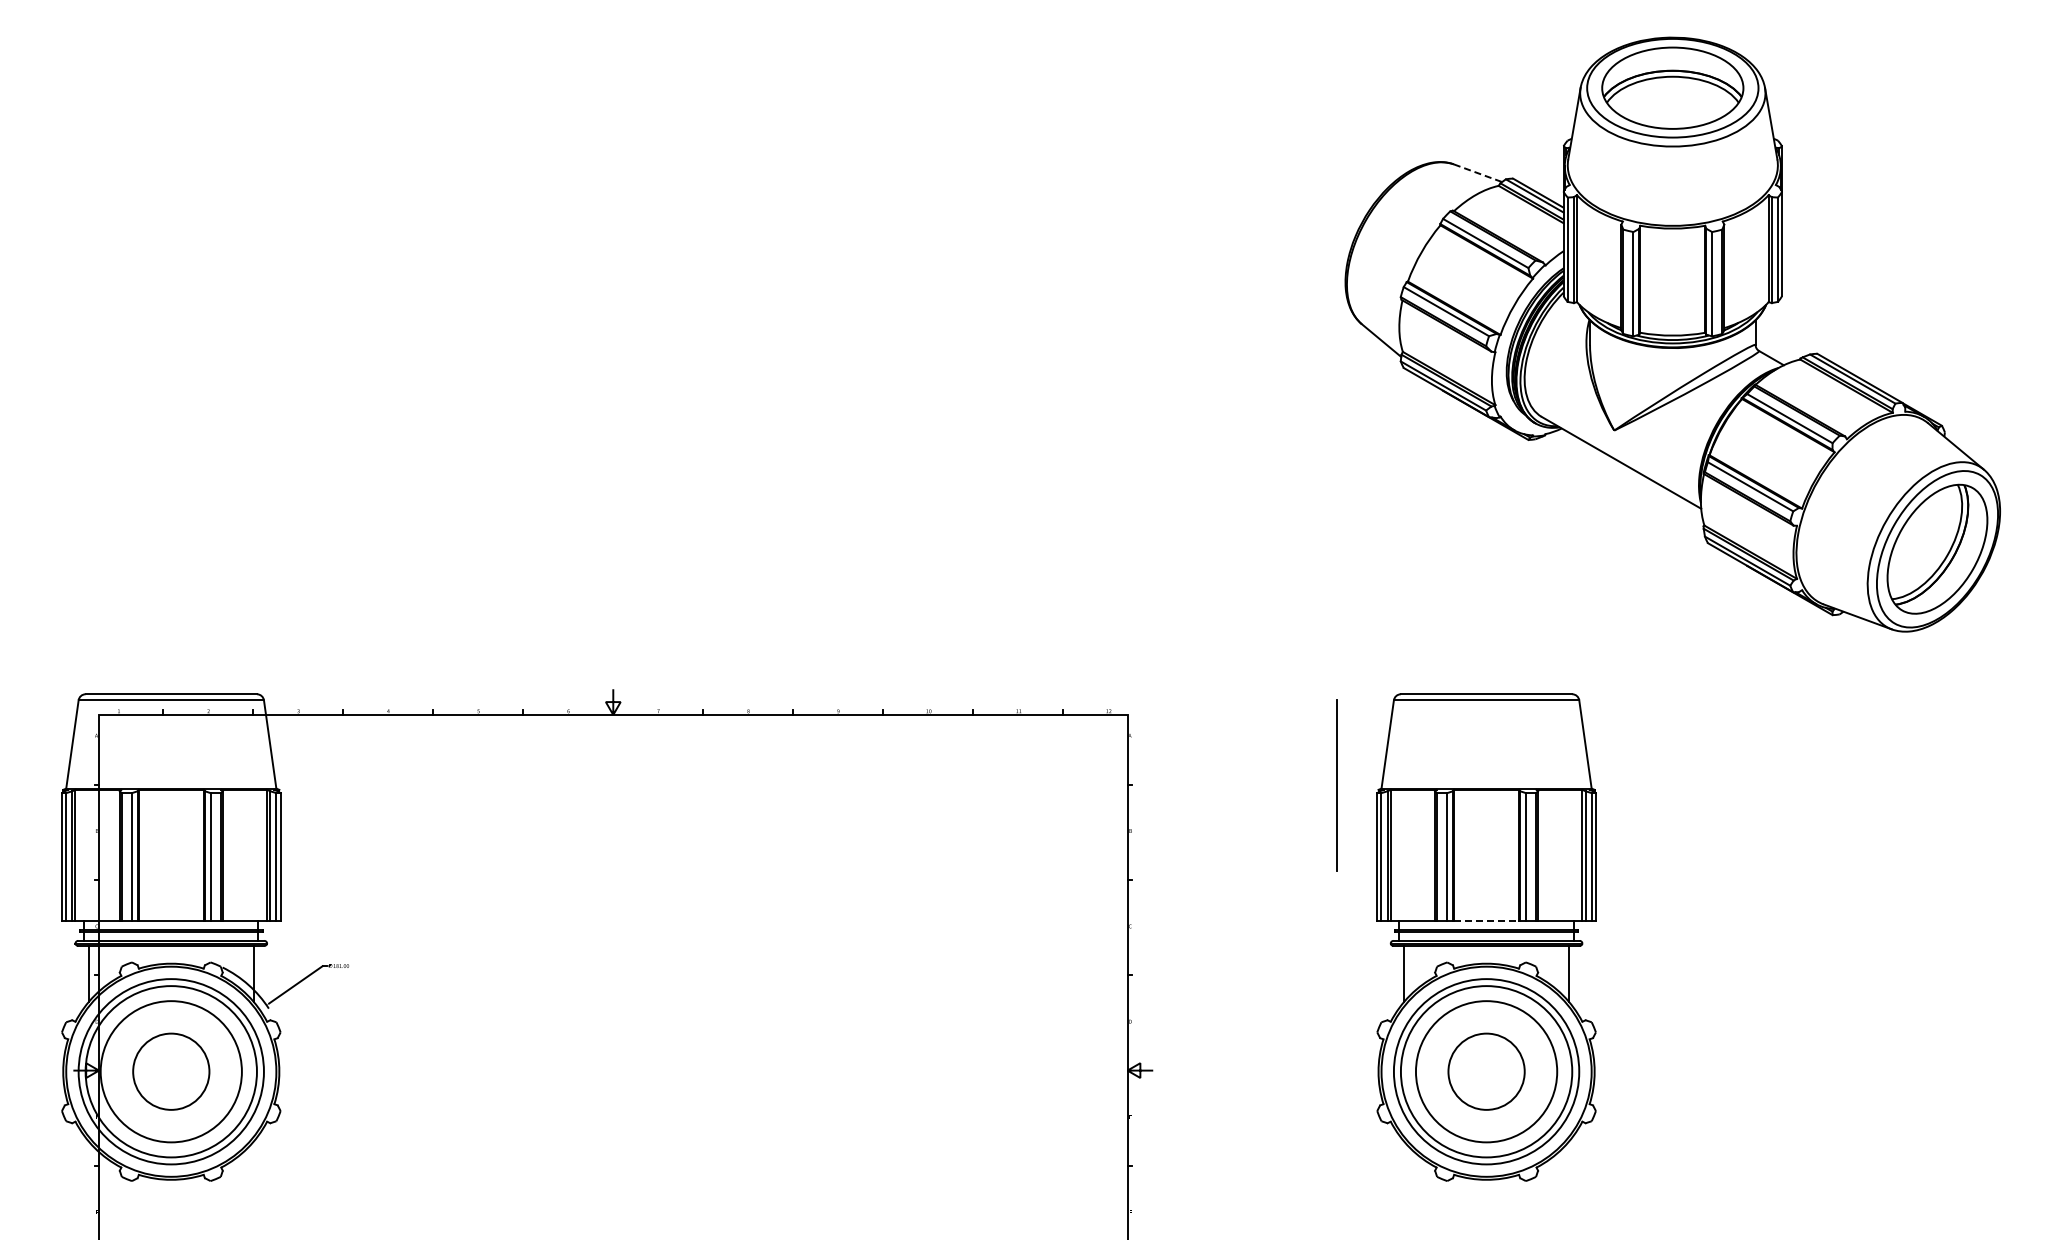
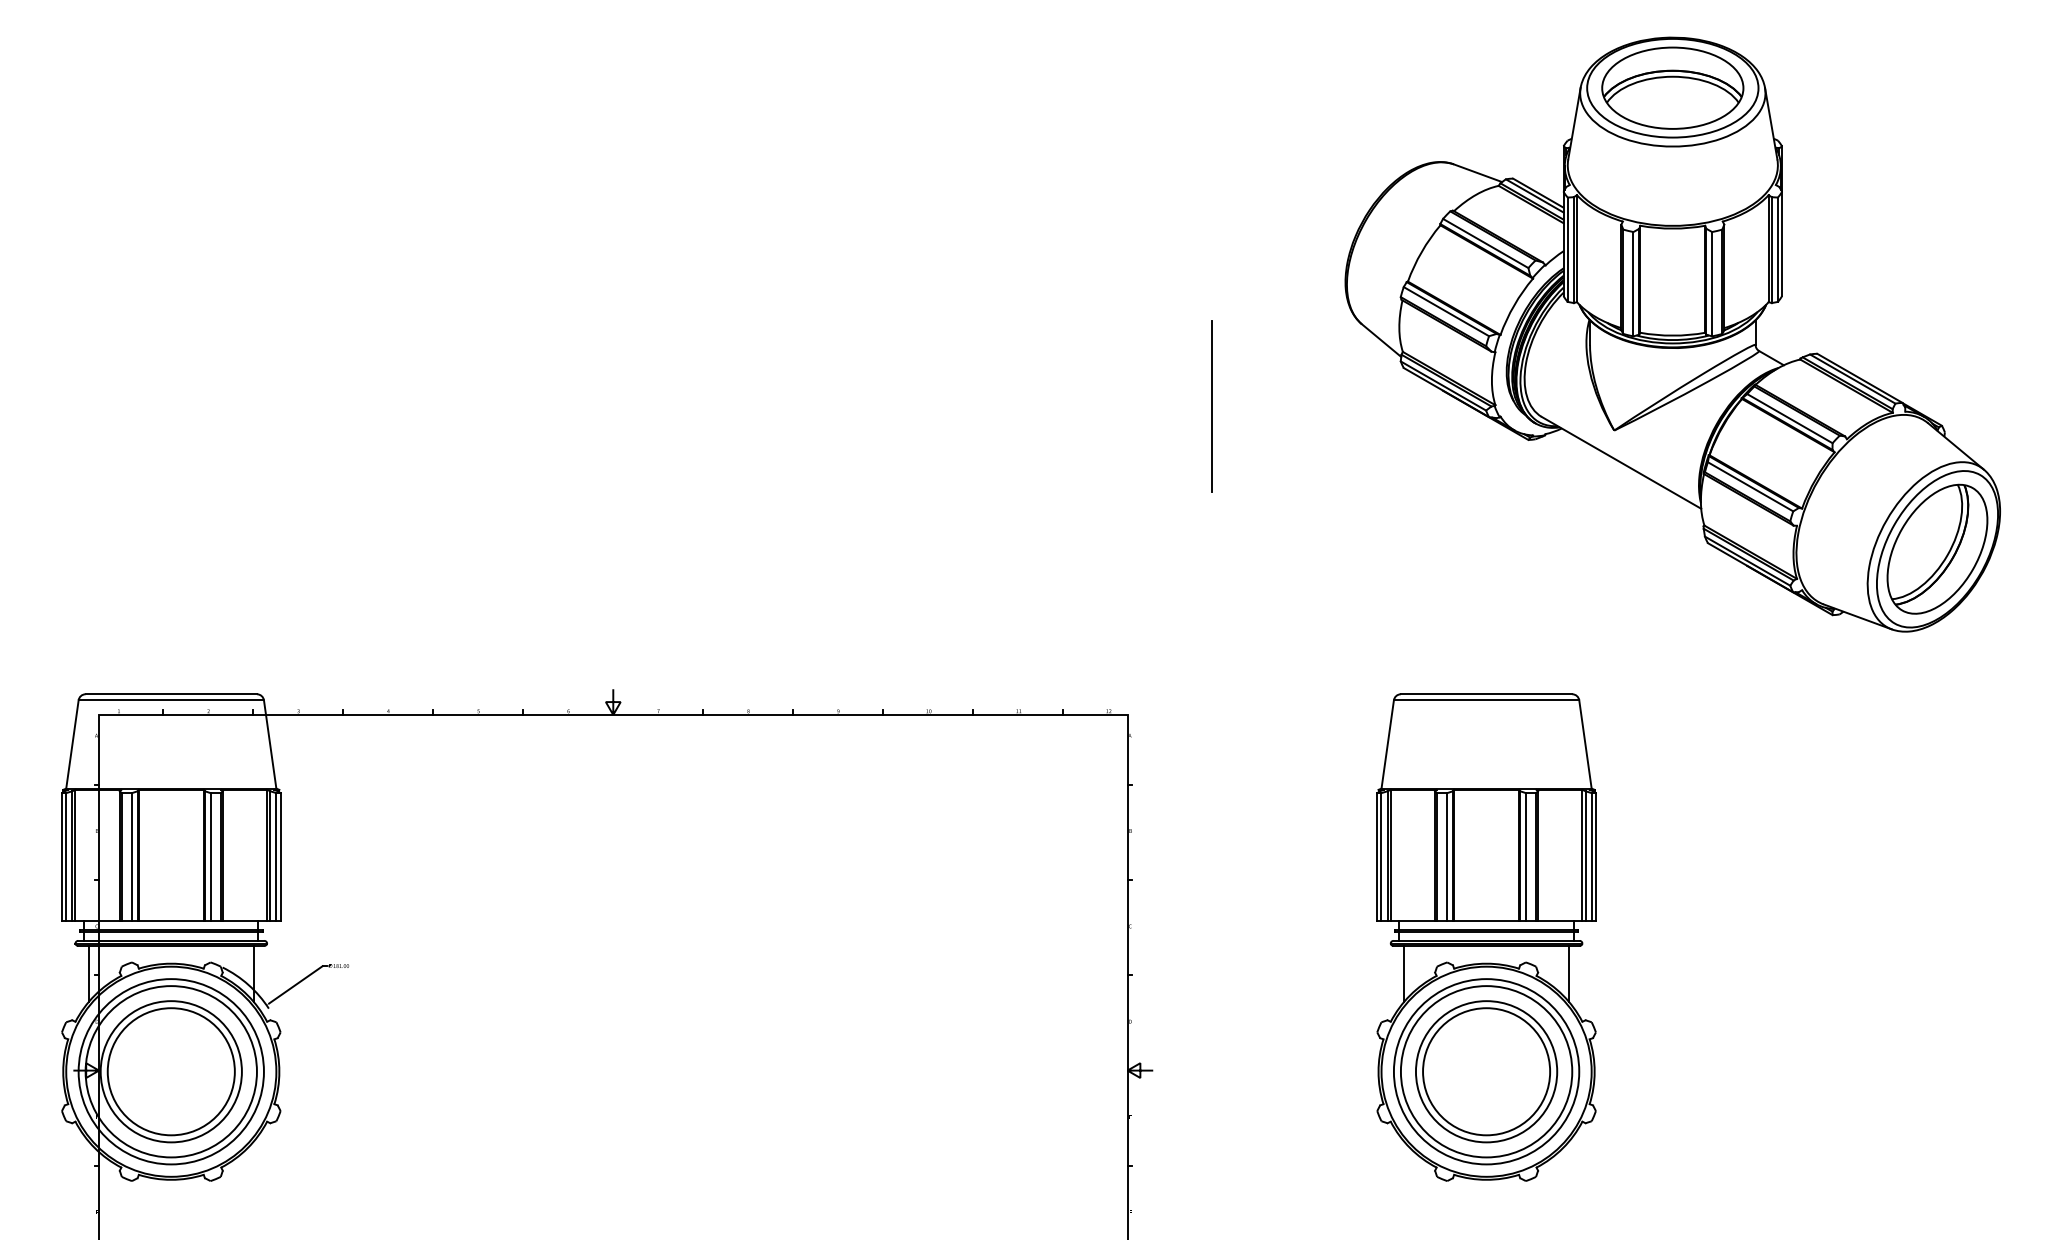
line: dashed -> solid (1478, 173)
line position: (1336, 785) -> (1211, 406) (1211, 406)
line: dashed -> solid (1487, 920)
circle diameter: 76 px -> 127 px (170, 1071)
circle diameter: 76 px -> 127 px (1486, 1071)
